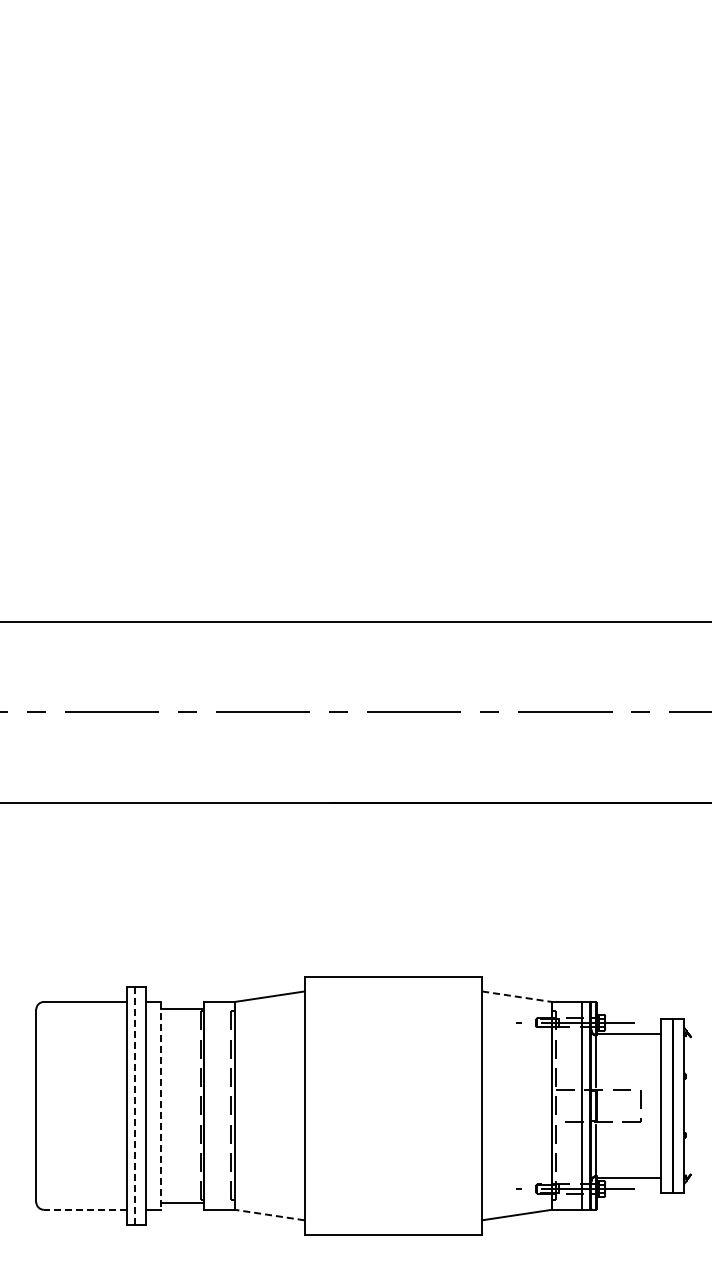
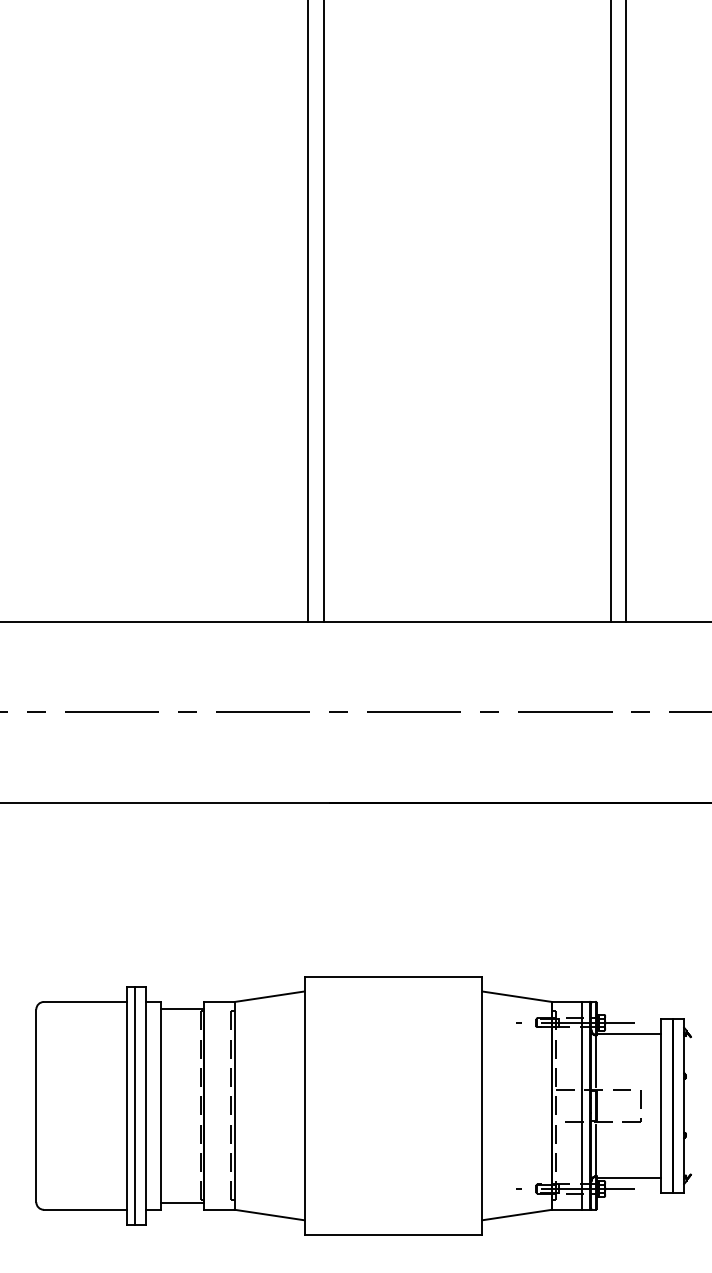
line: none -> present (308, 311)
line: none -> present (323, 311)
line: none -> present (610, 311)
line: none -> present (625, 311)
line: dashed -> solid (517, 996)
line: dashed -> solid (161, 1105)
line: dashed -> solid (134, 1106)
line: dashed -> solid (85, 1209)
line: dashed -> solid (269, 1214)
